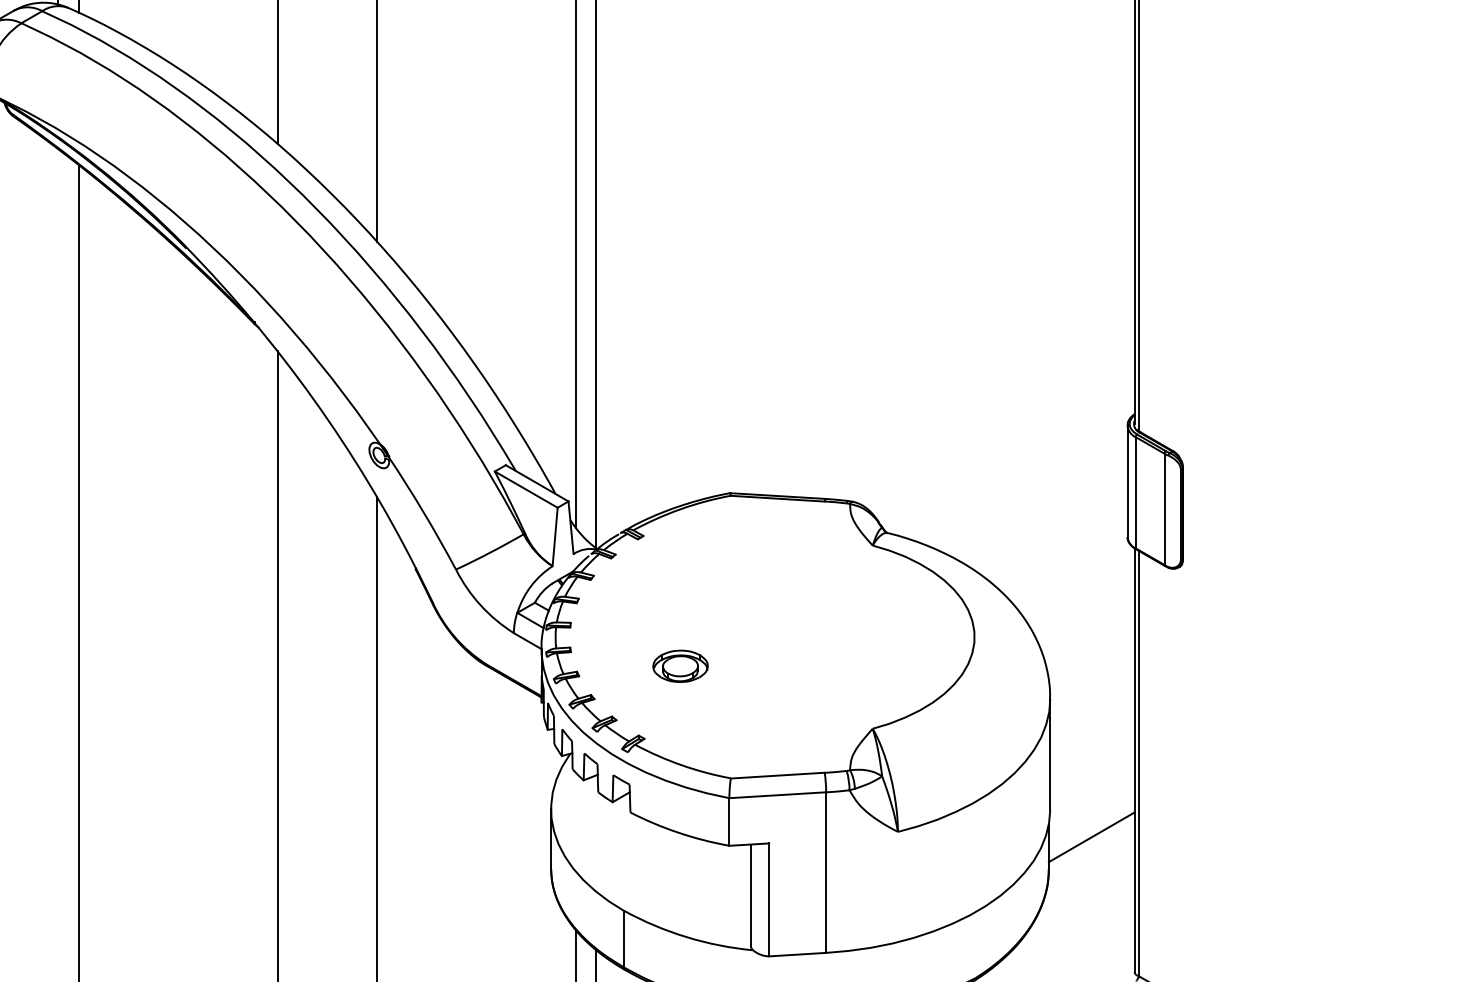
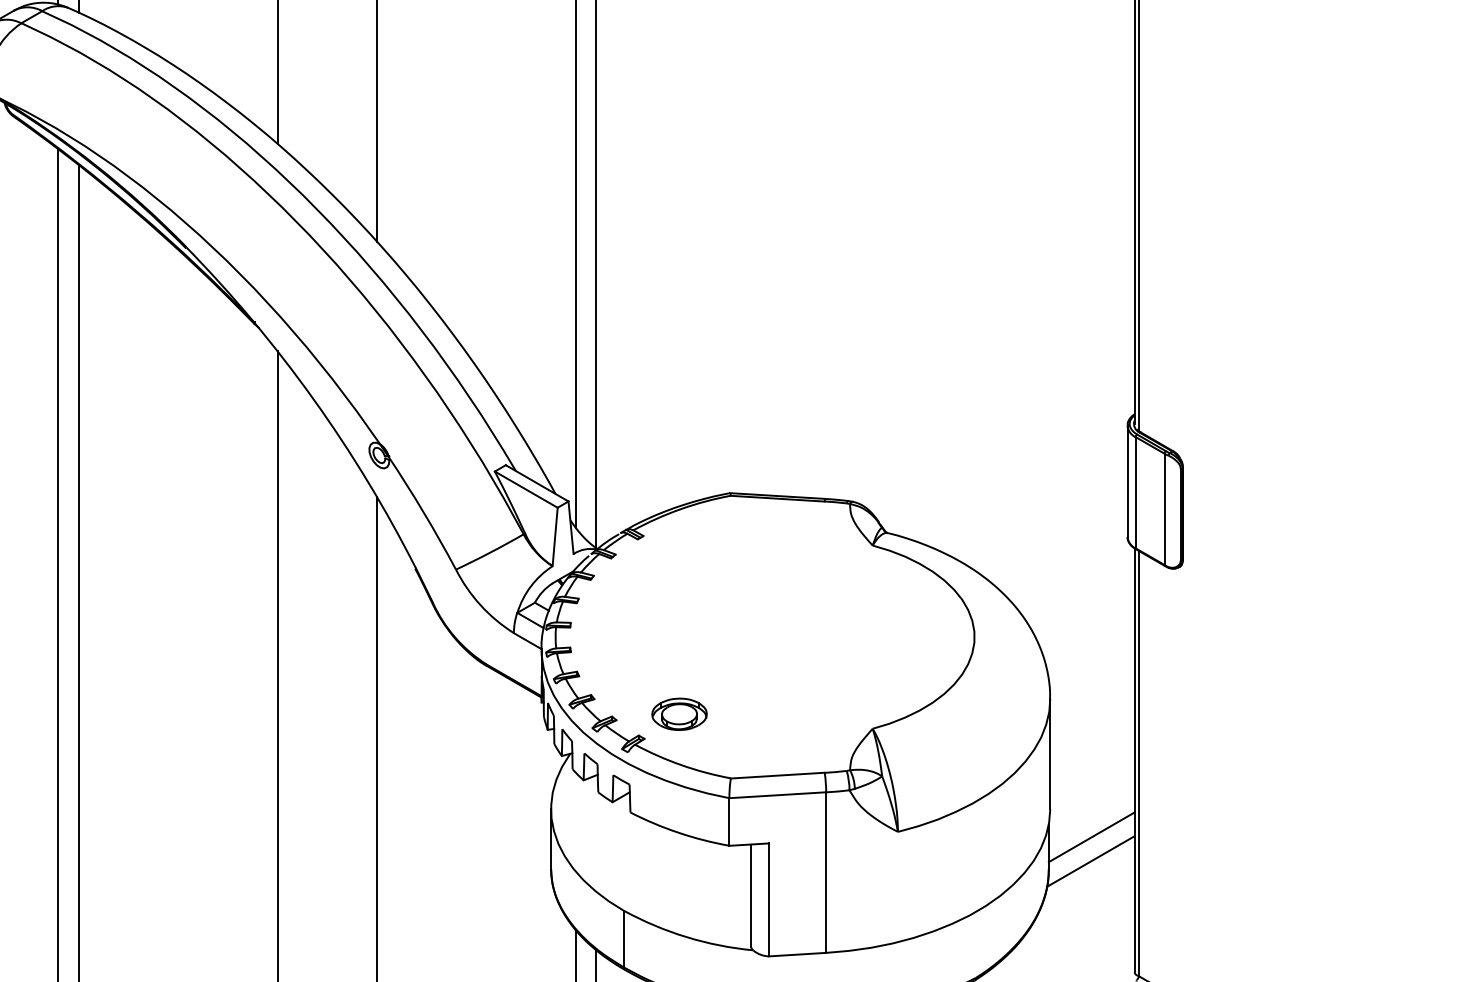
line: none -> present (58, 563)
part position: (680, 665) -> (679, 713) (679, 713)
line: none -> present (1090, 861)
